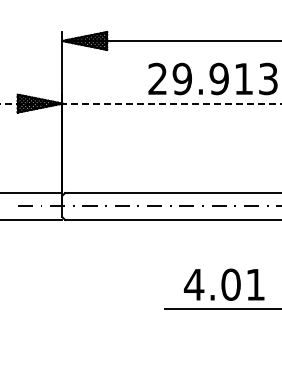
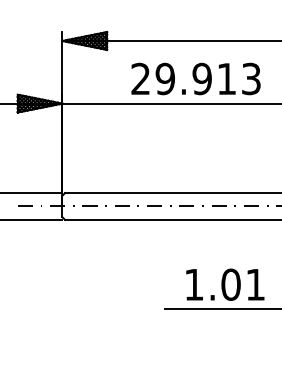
text position: (212, 78) -> (195, 78) (195, 78)
line: dashed -> solid (140, 103)
text: 4.01 -> 1.01 (193, 284)
